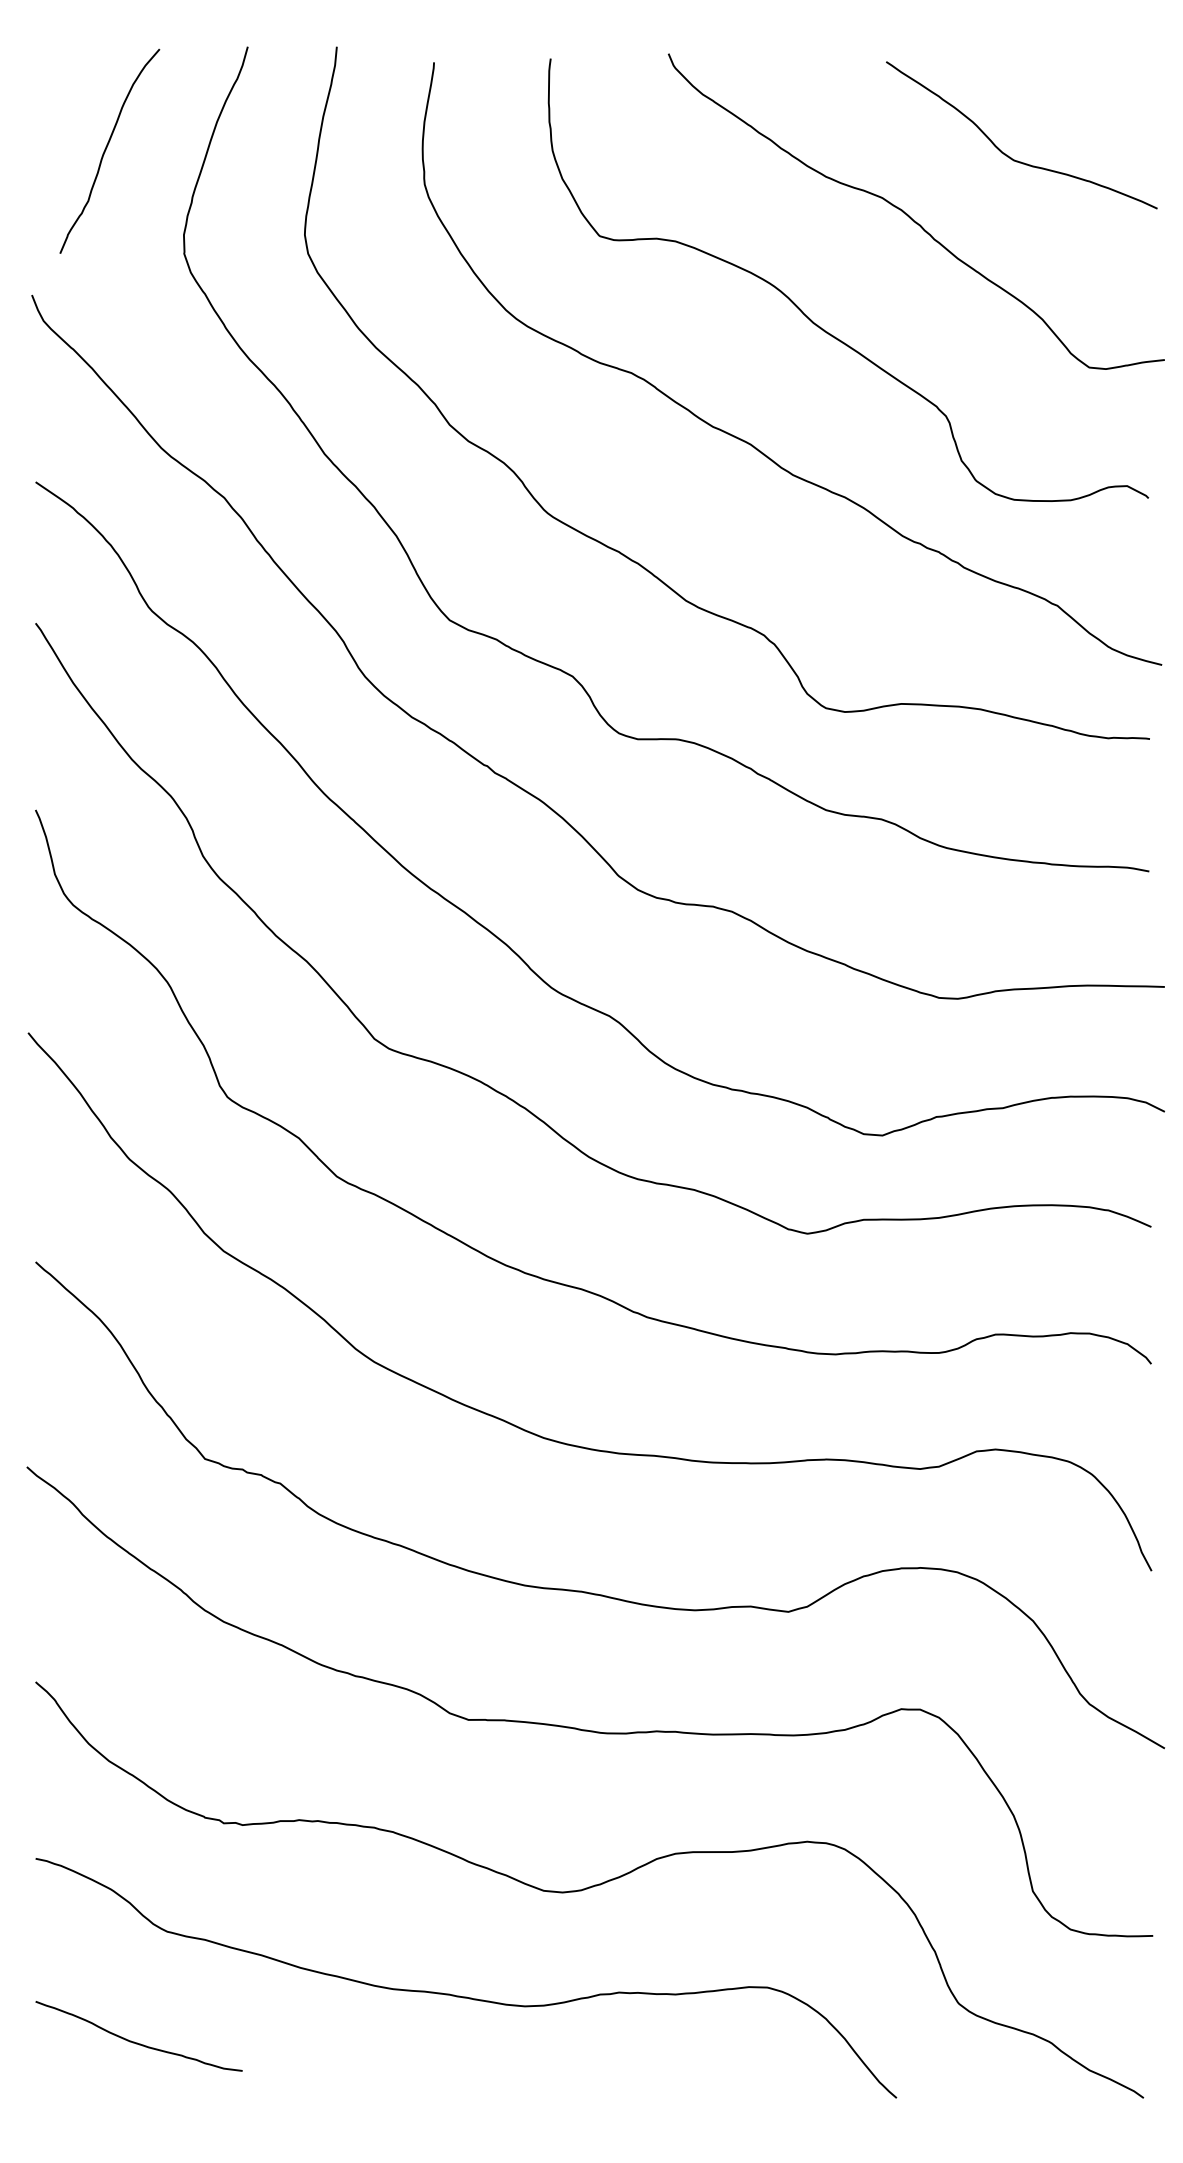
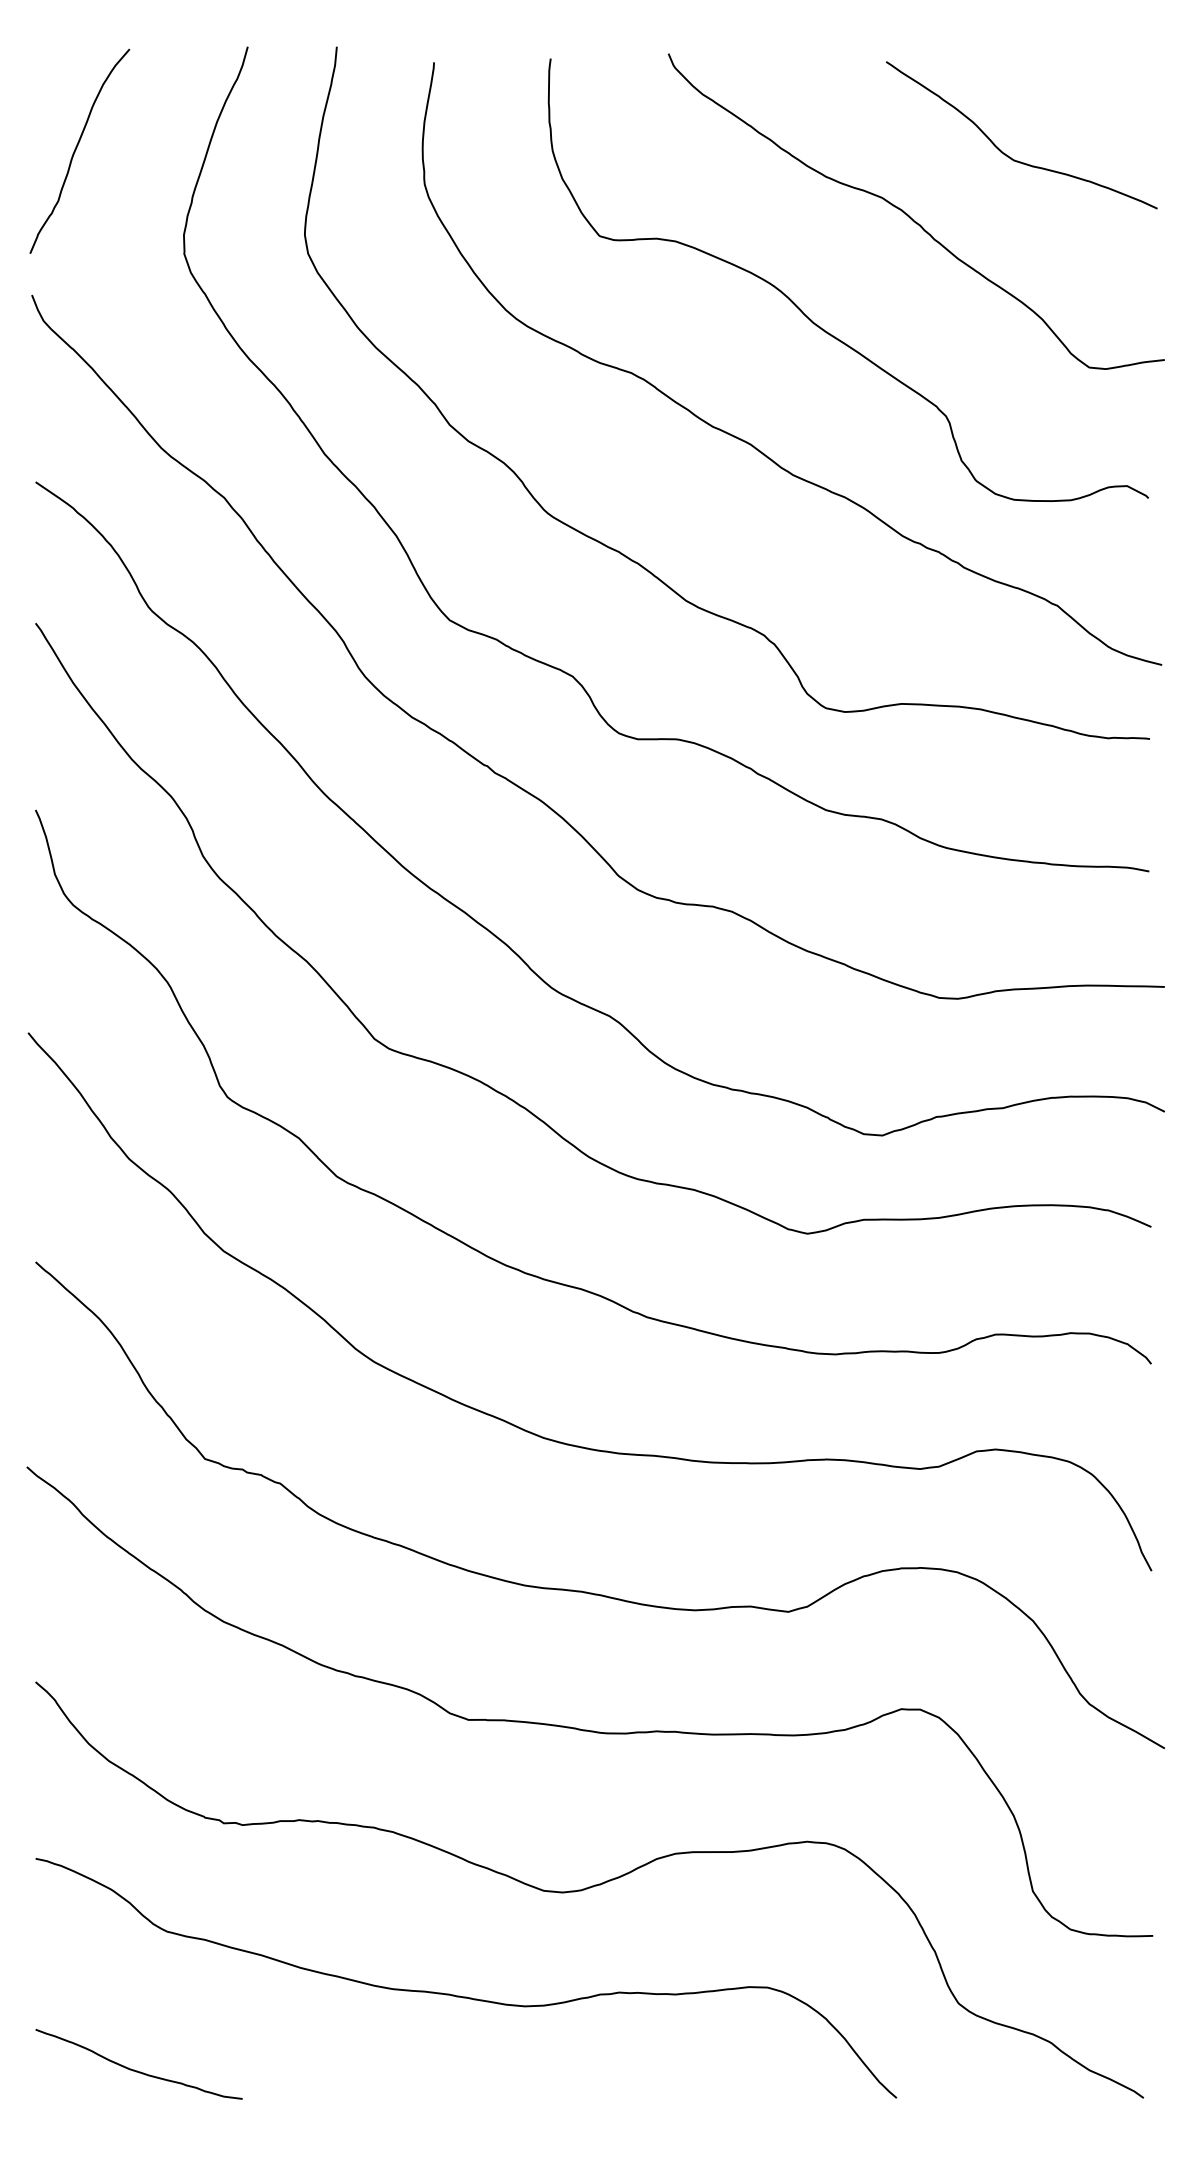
curve position: (106, 150) -> (76, 150) (76, 150)
curve position: (137, 2042) -> (137, 2070) (137, 2070)
